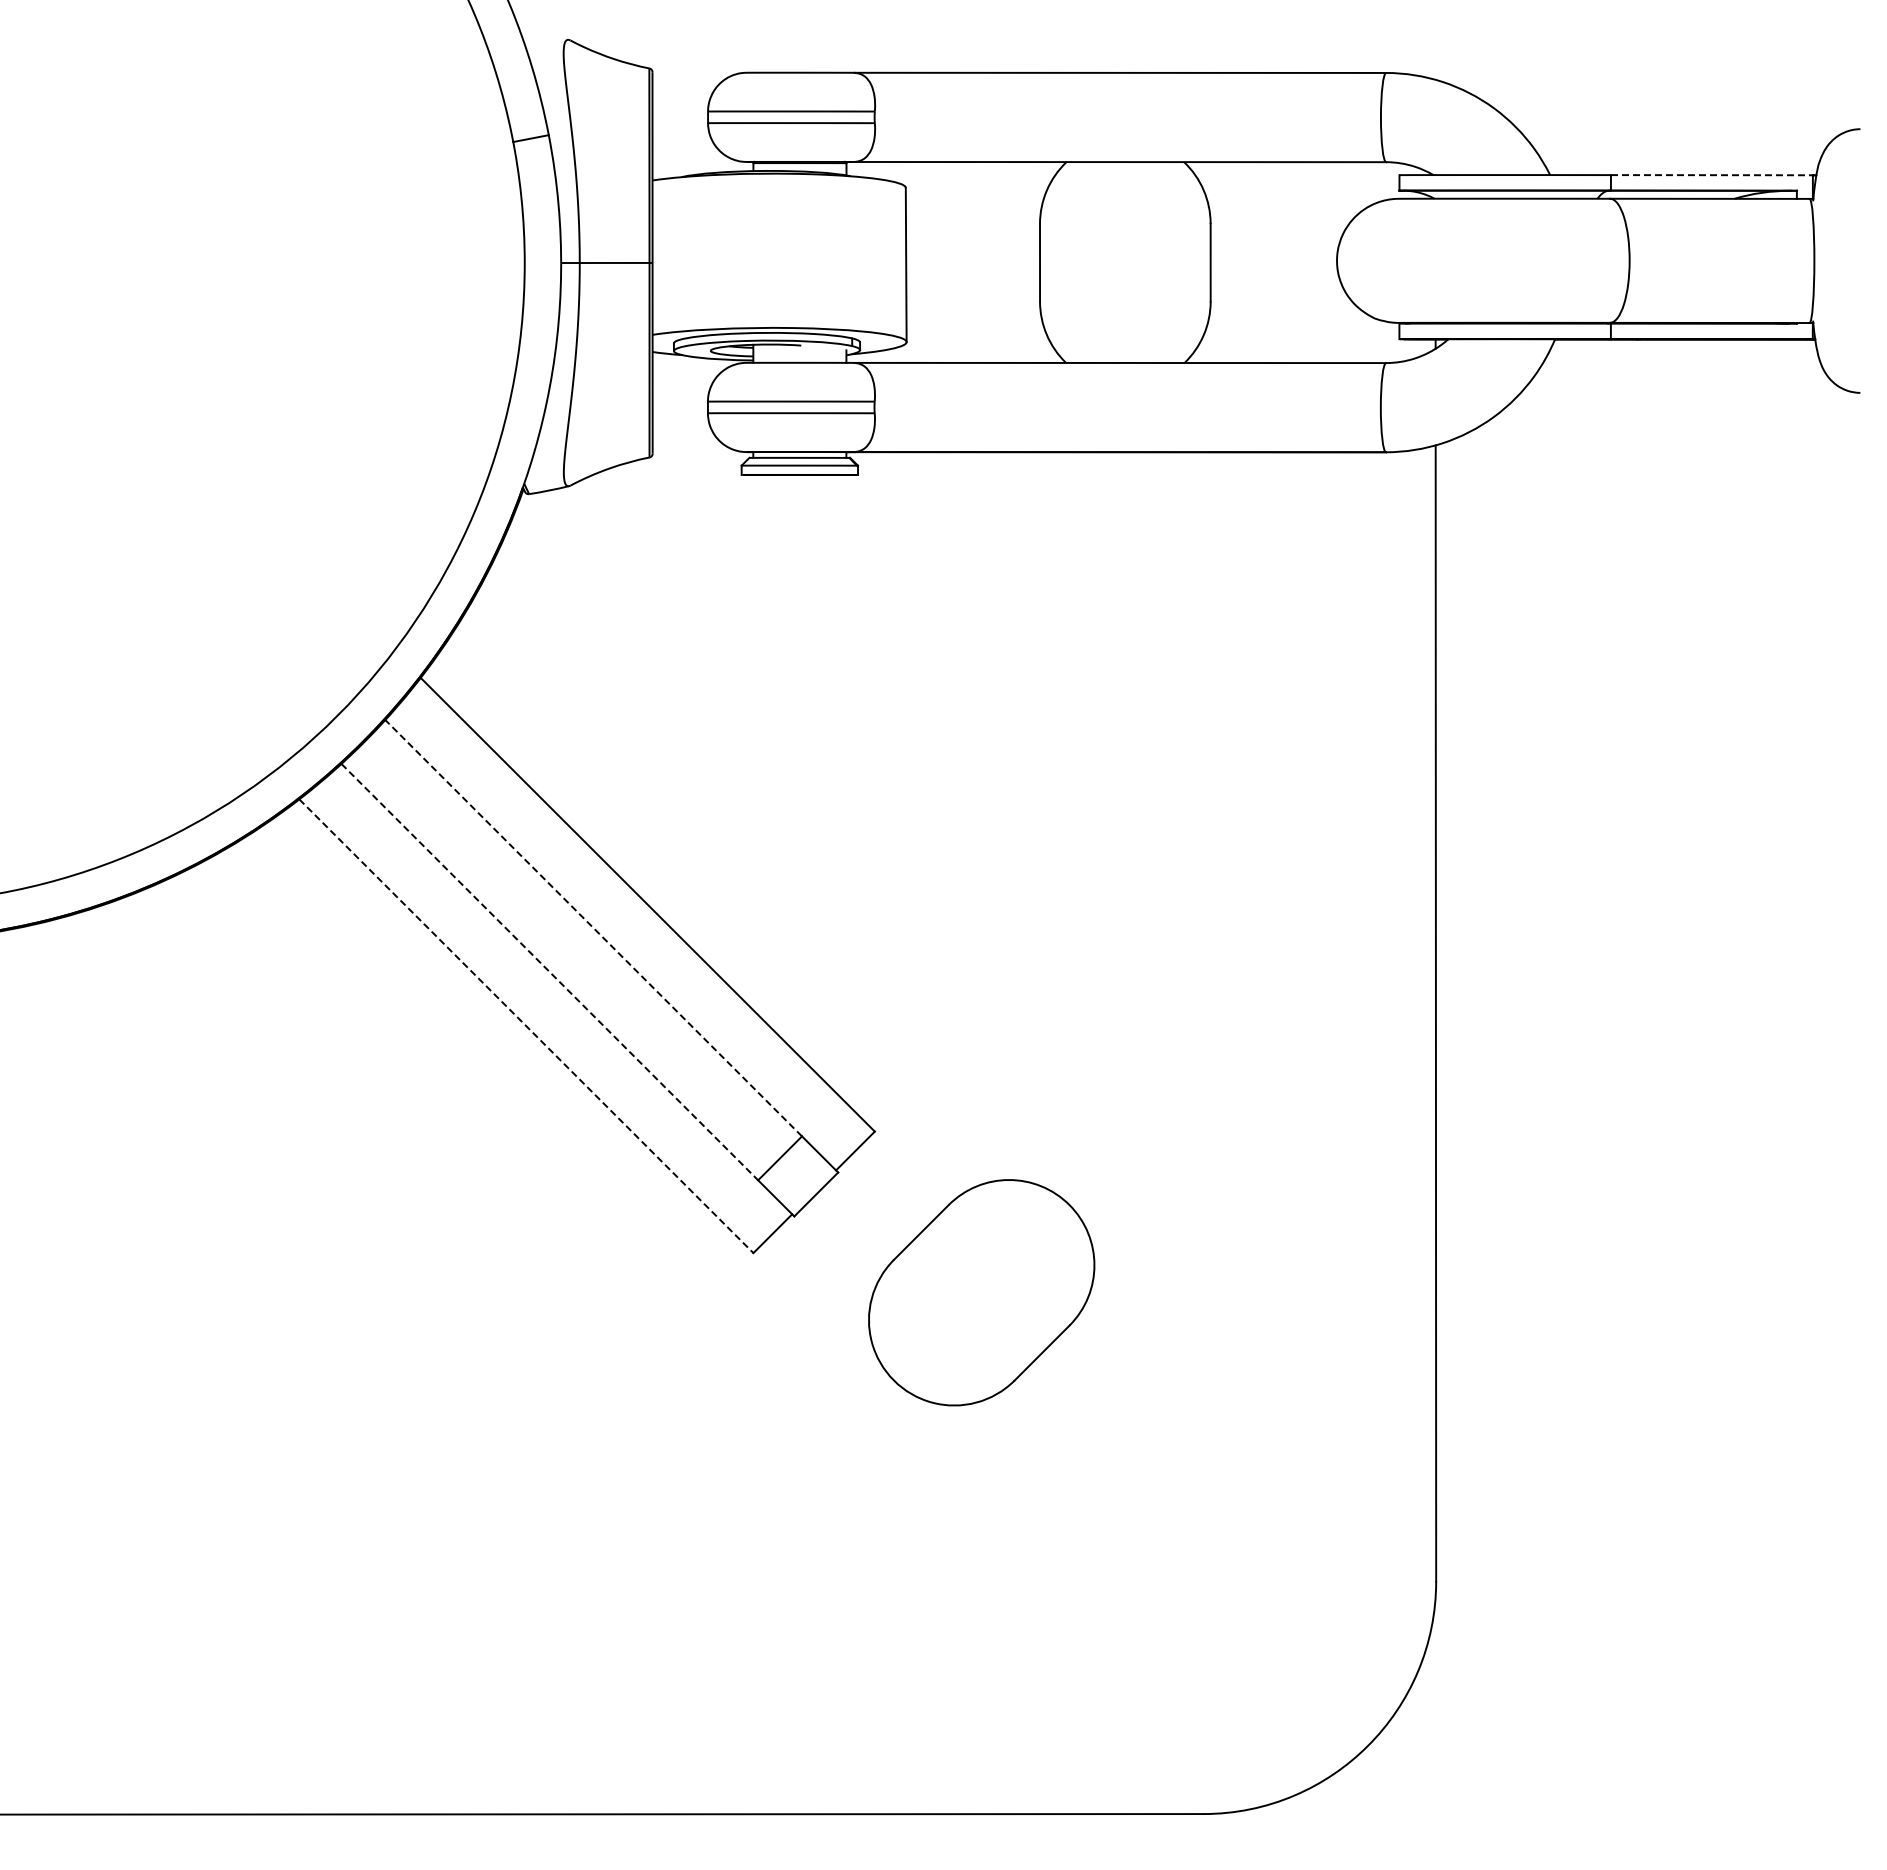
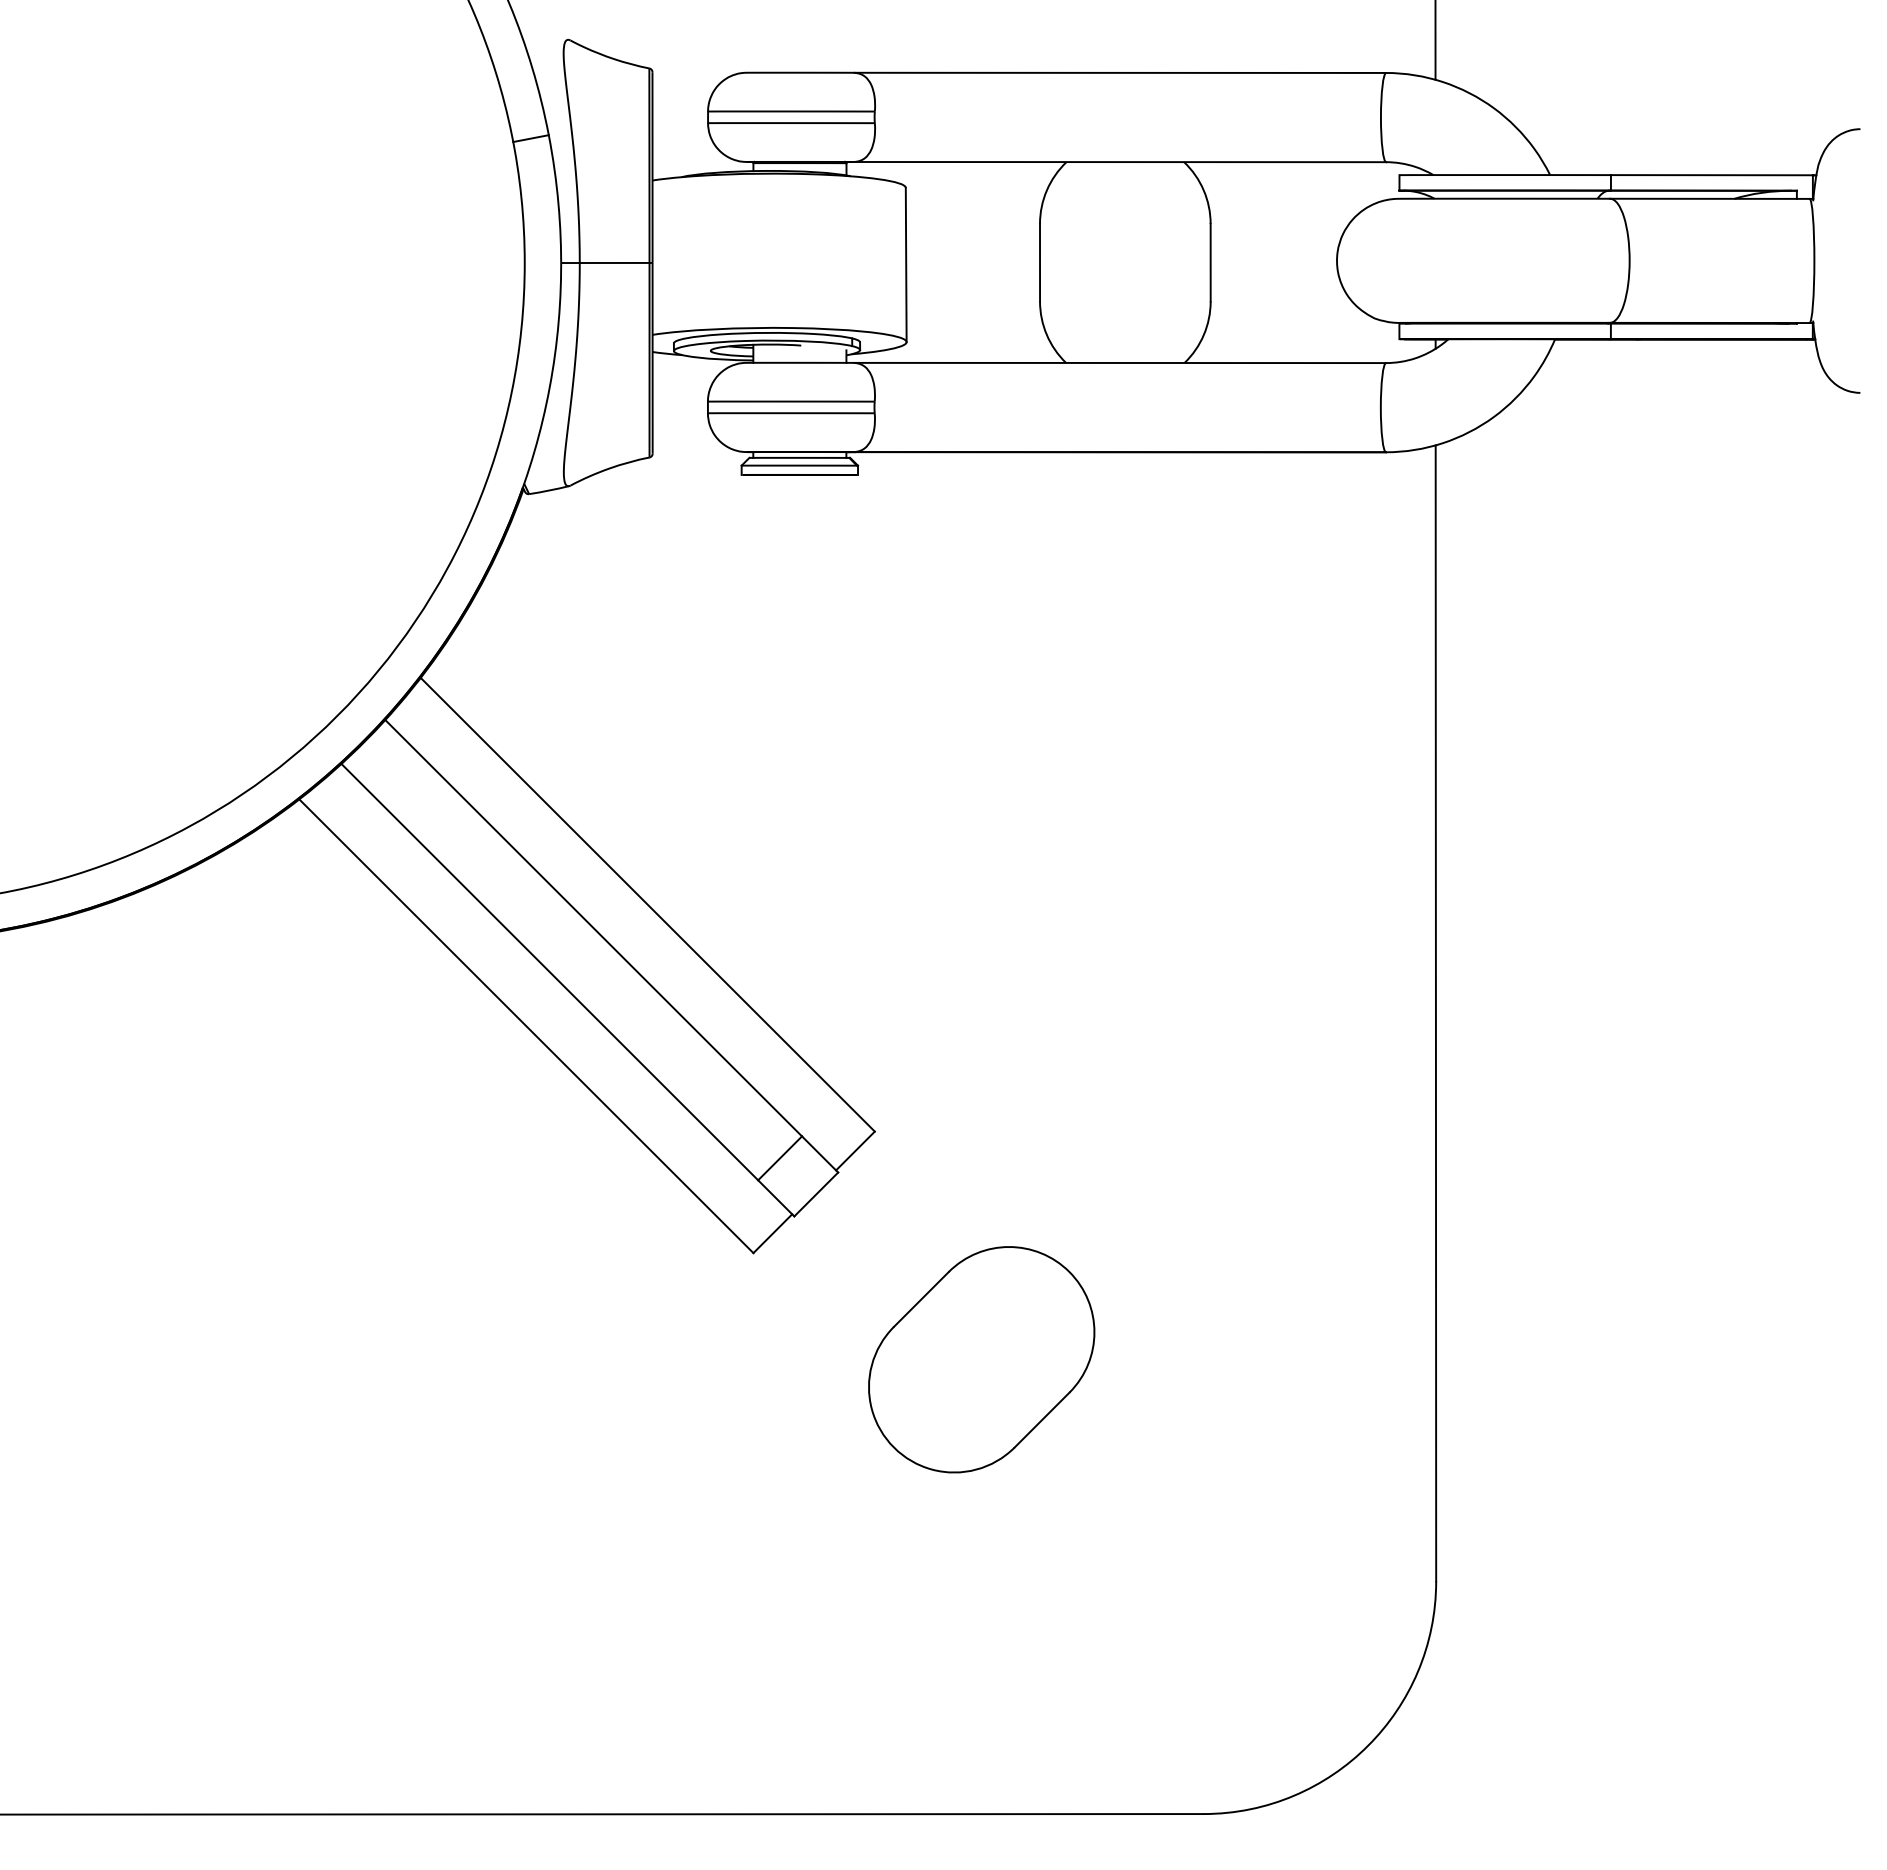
line: none -> present (1435, 40)
line: dashed -> solid (1711, 175)
line: dashed -> solid (593, 928)
line: dashed -> solid (549, 972)
line: dashed -> solid (526, 1026)
part position: (981, 1292) -> (981, 1359) (981, 1359)
